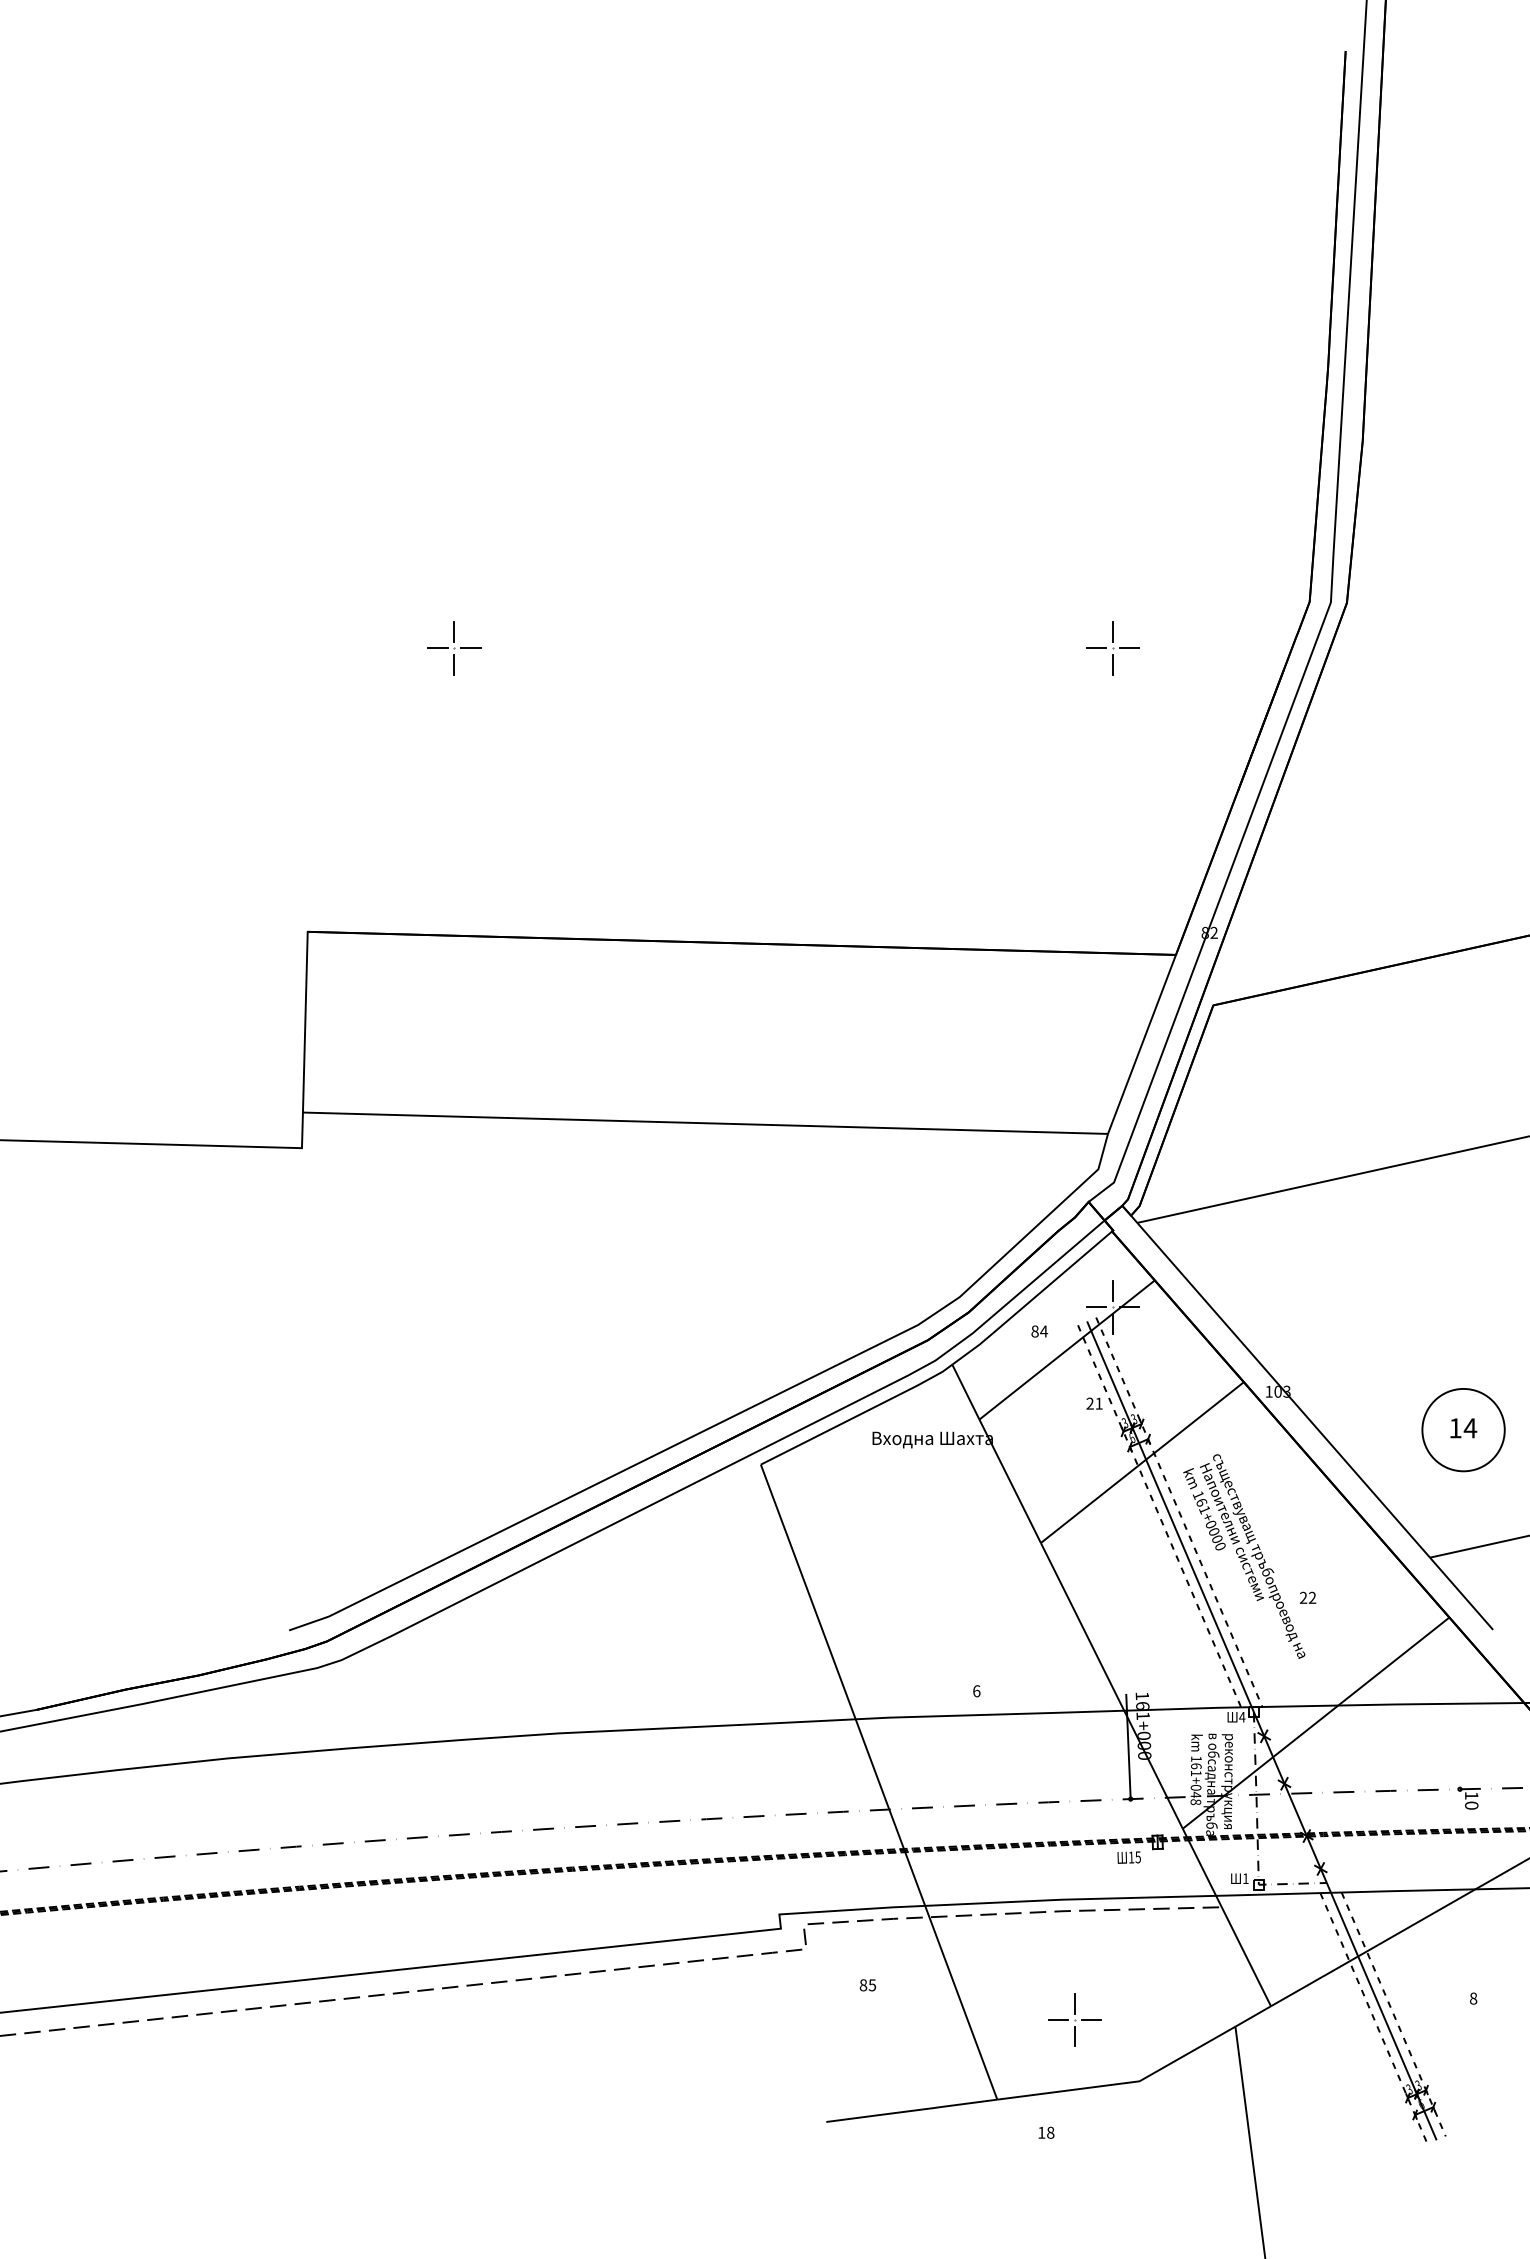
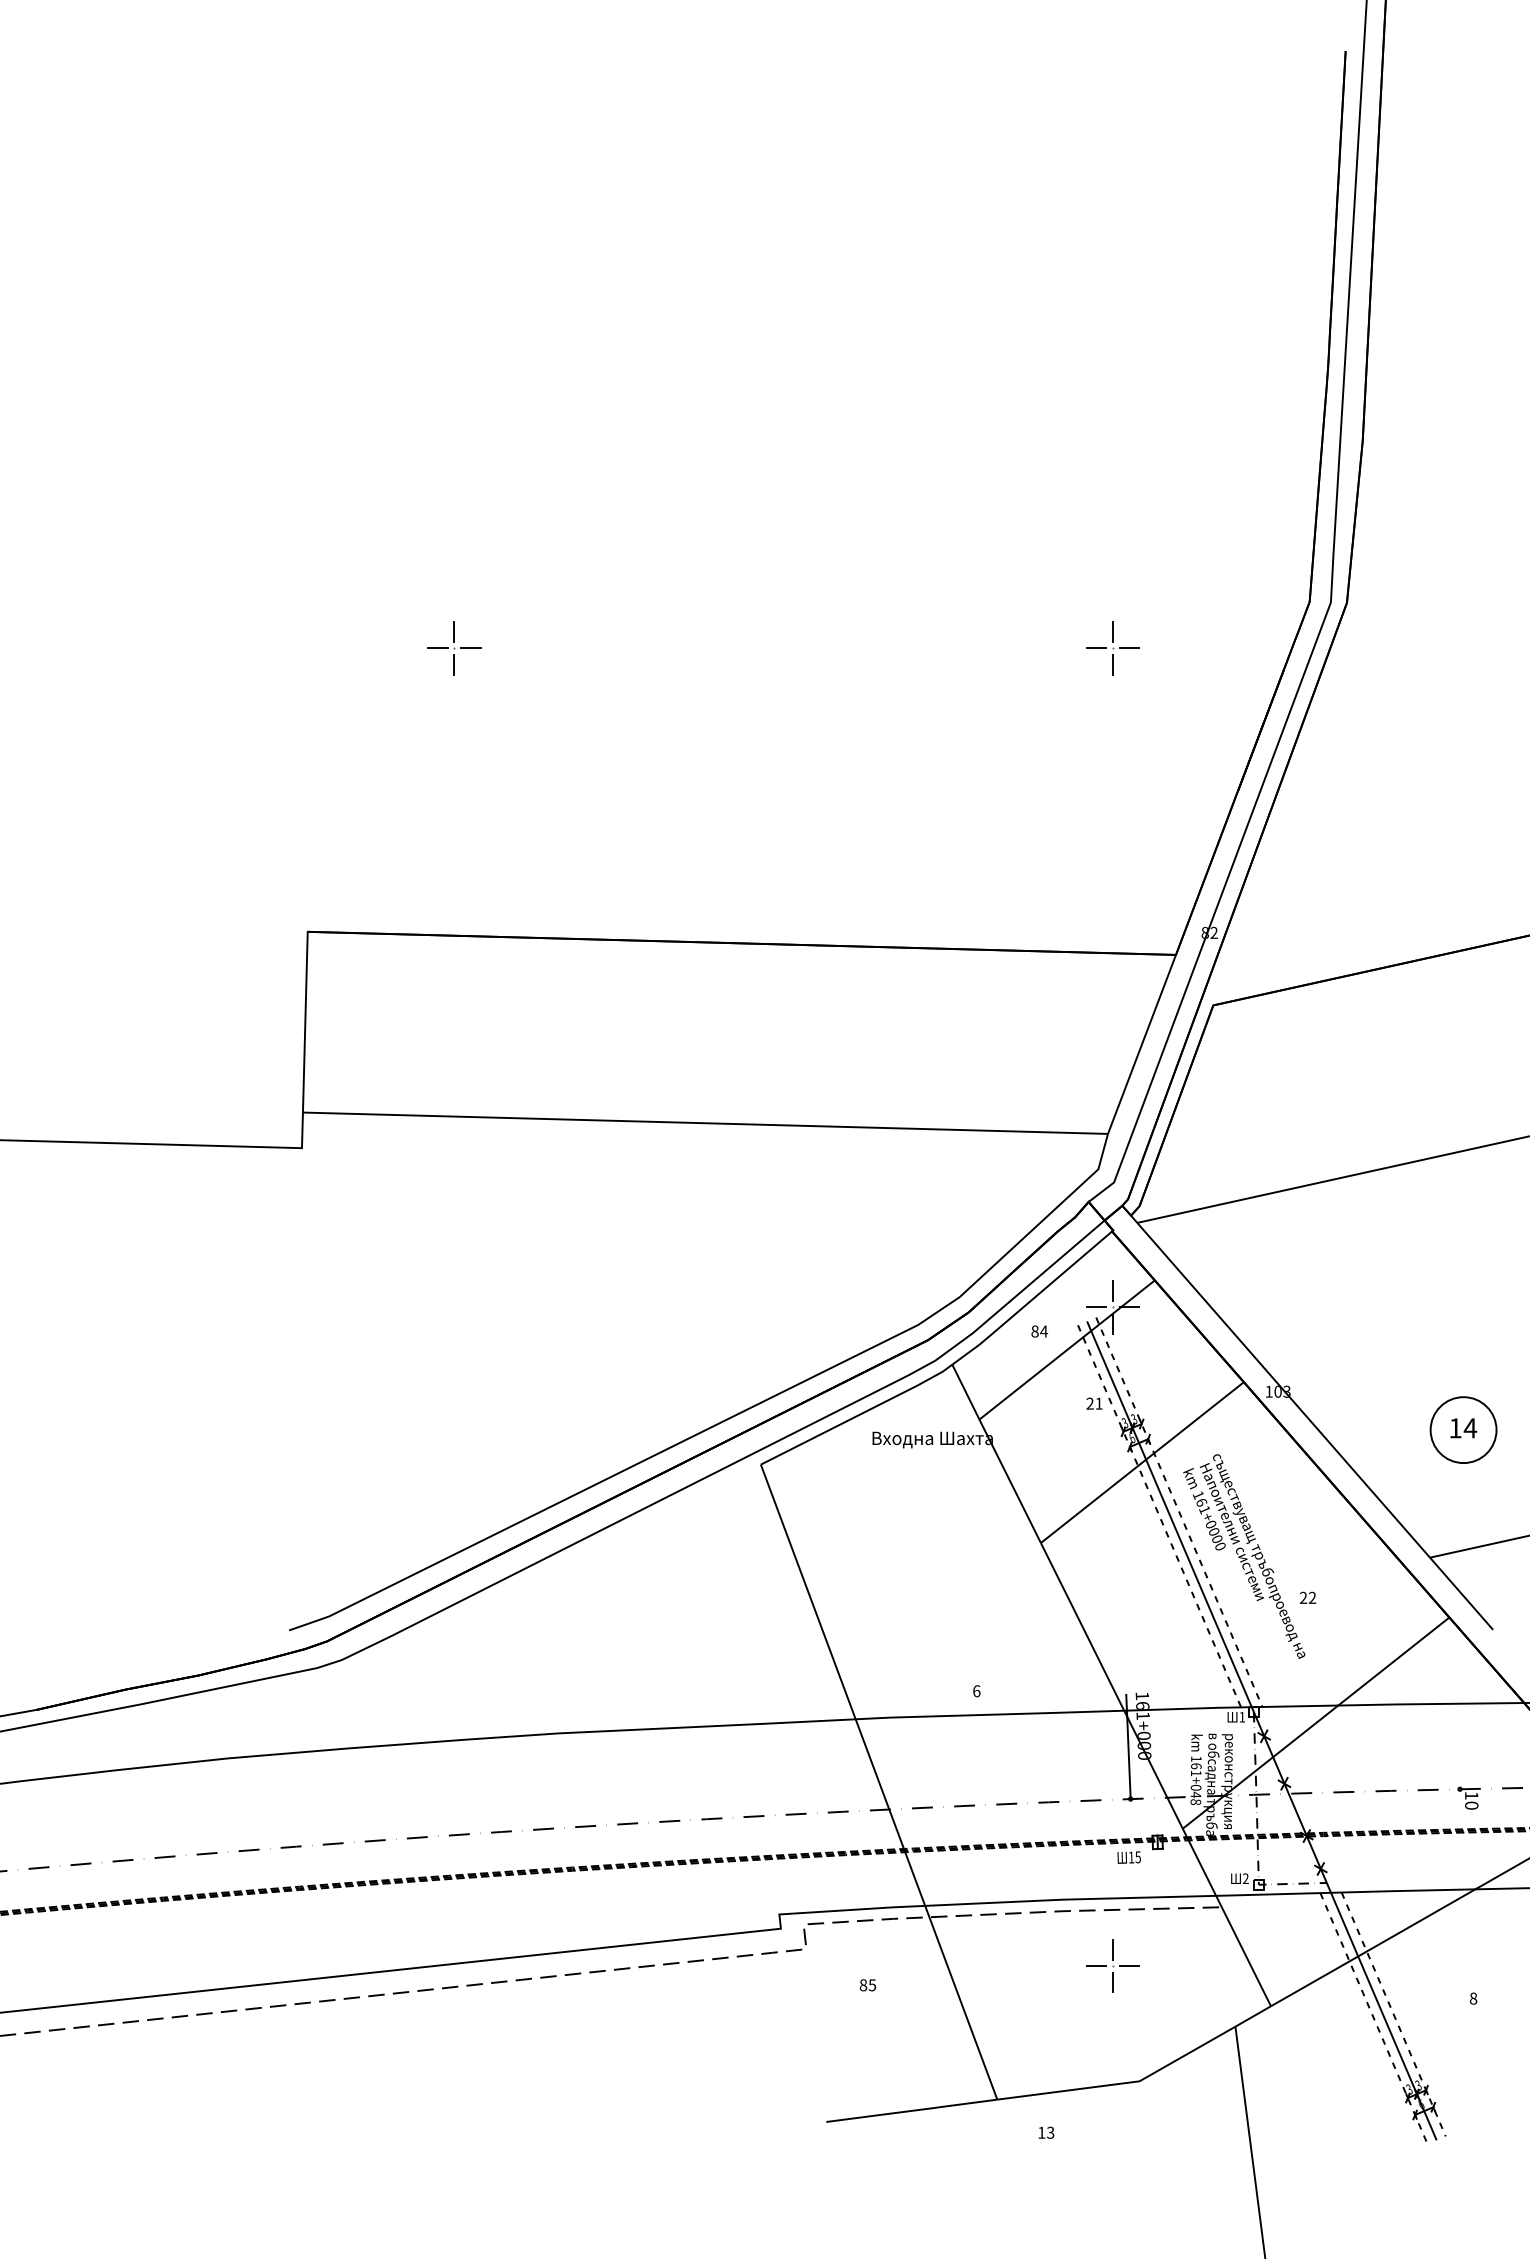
circle diameter: 82 px -> 66 px (1463, 1430)
text: 4 -> 1 (1242, 1717)
text: 1 -> 2 (1245, 1878)
part position: (1074, 2019) -> (1112, 1965) (1112, 1965)
text: 18 -> 13 (1050, 2132)
